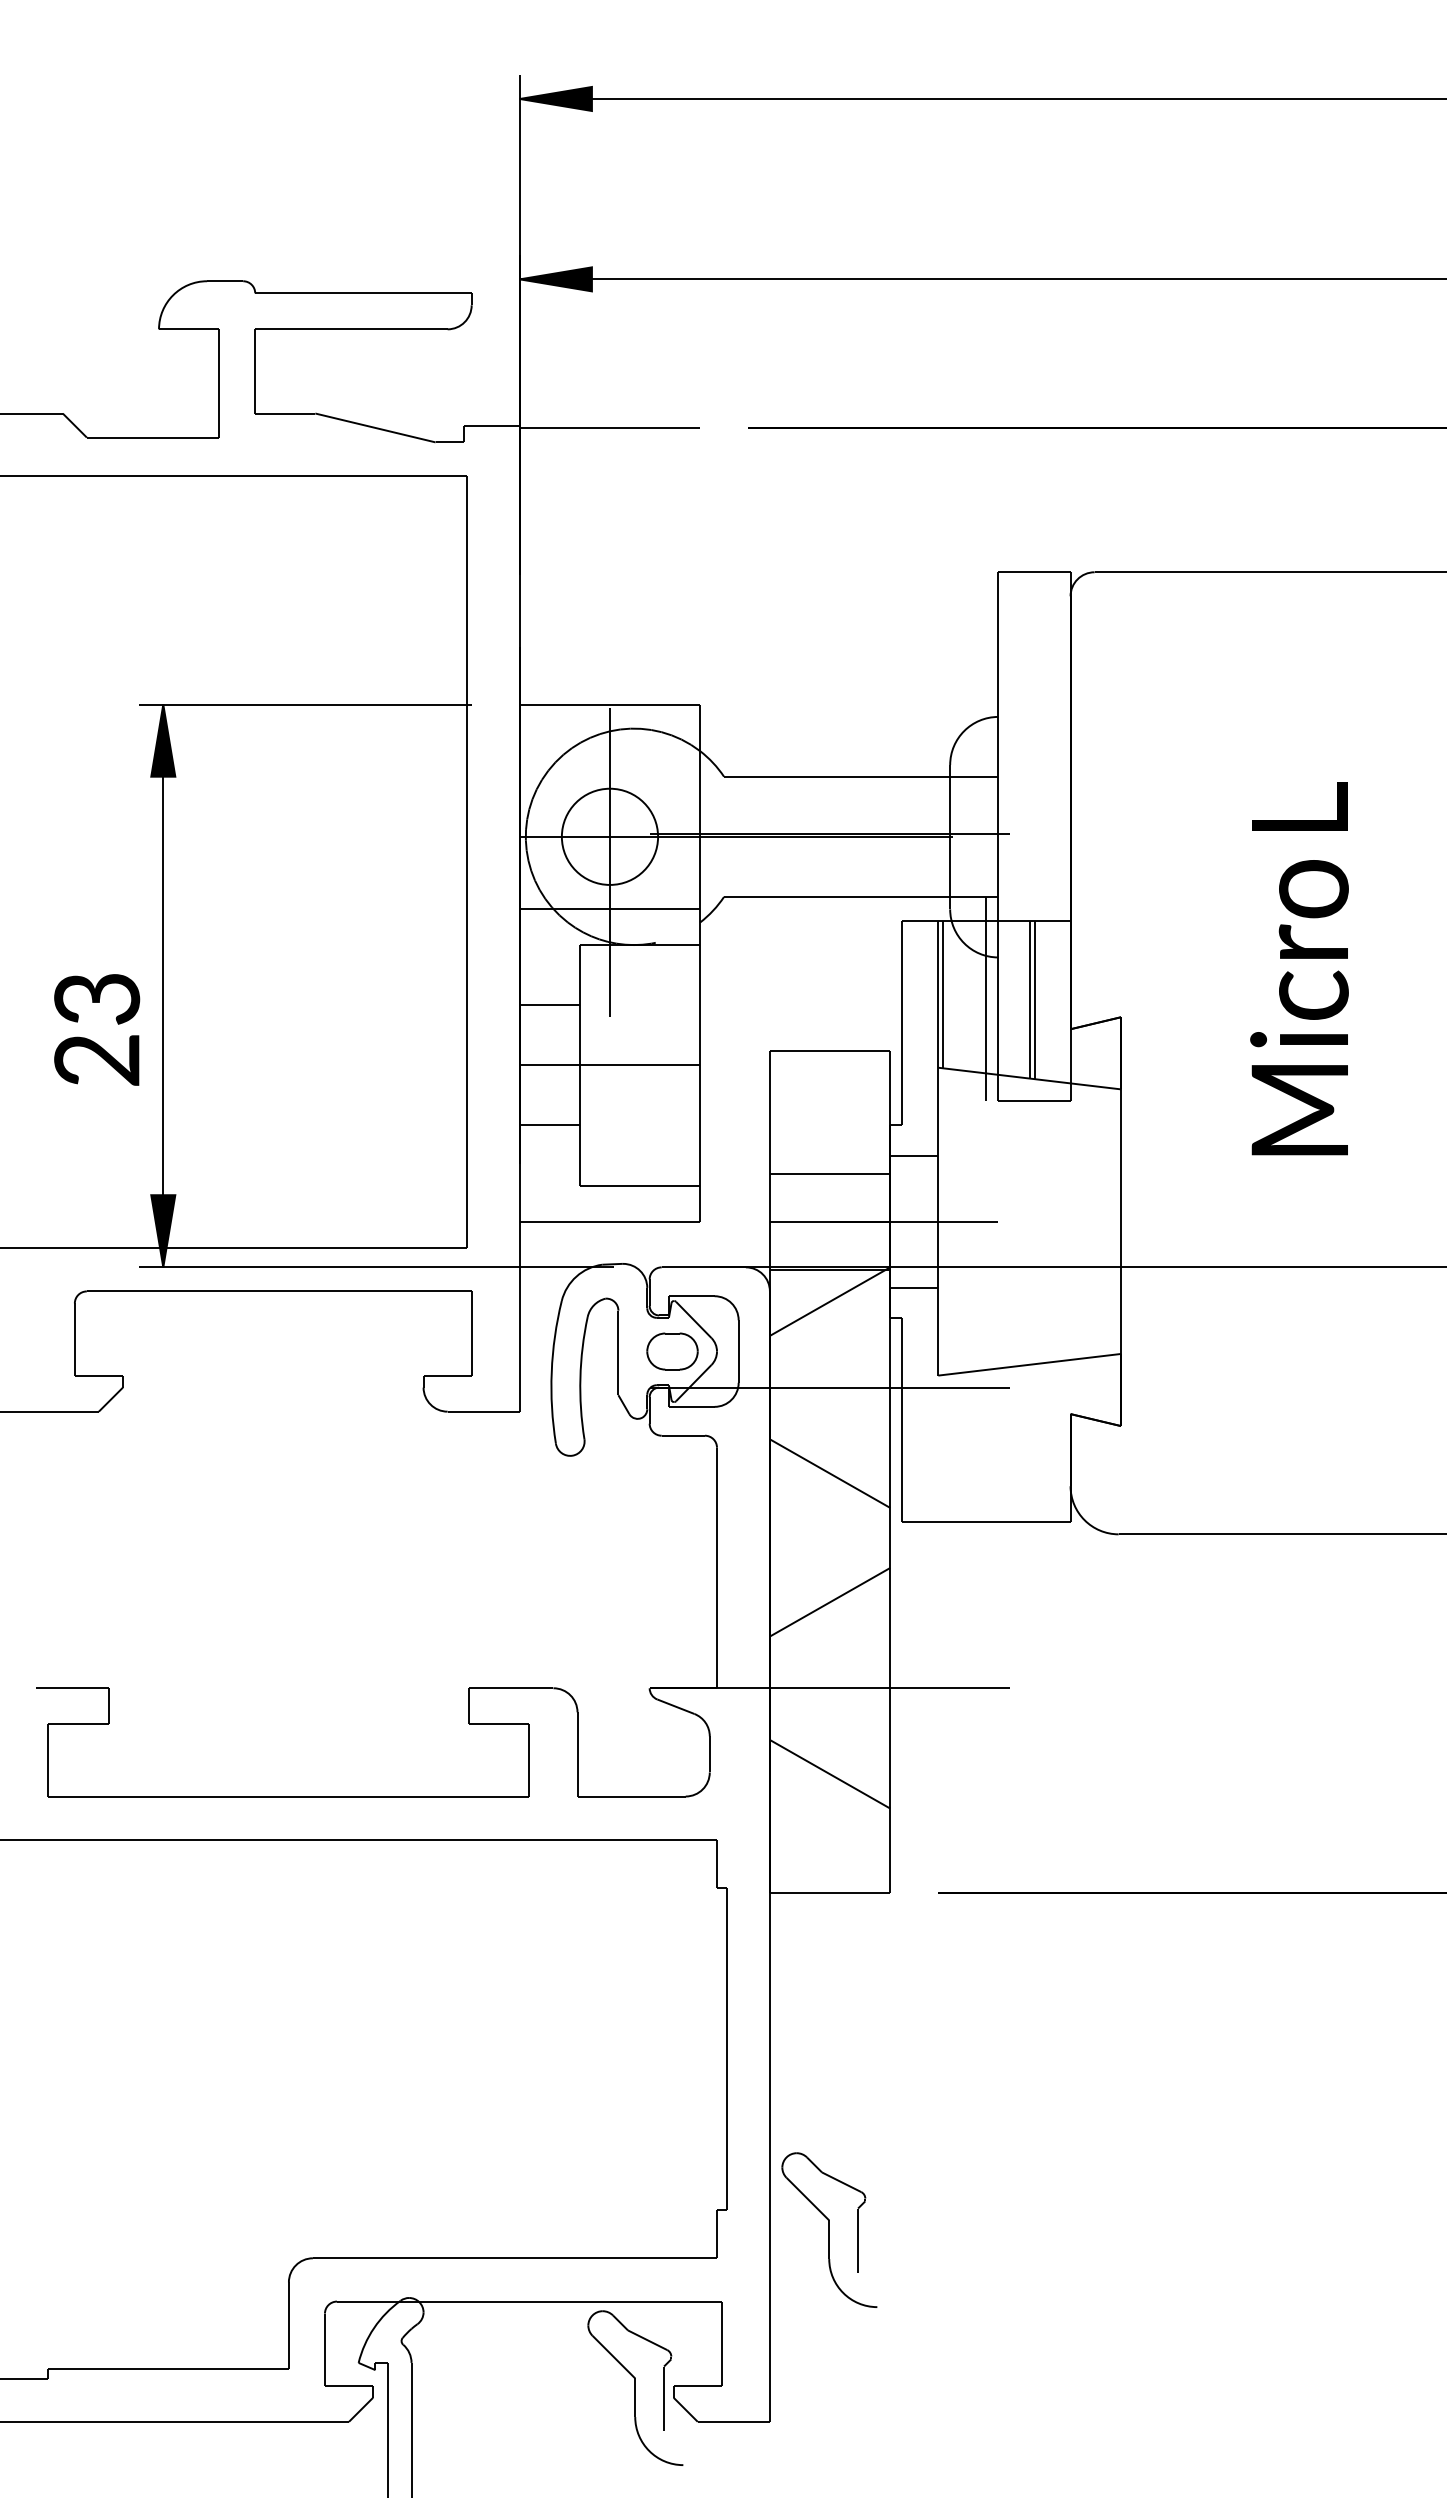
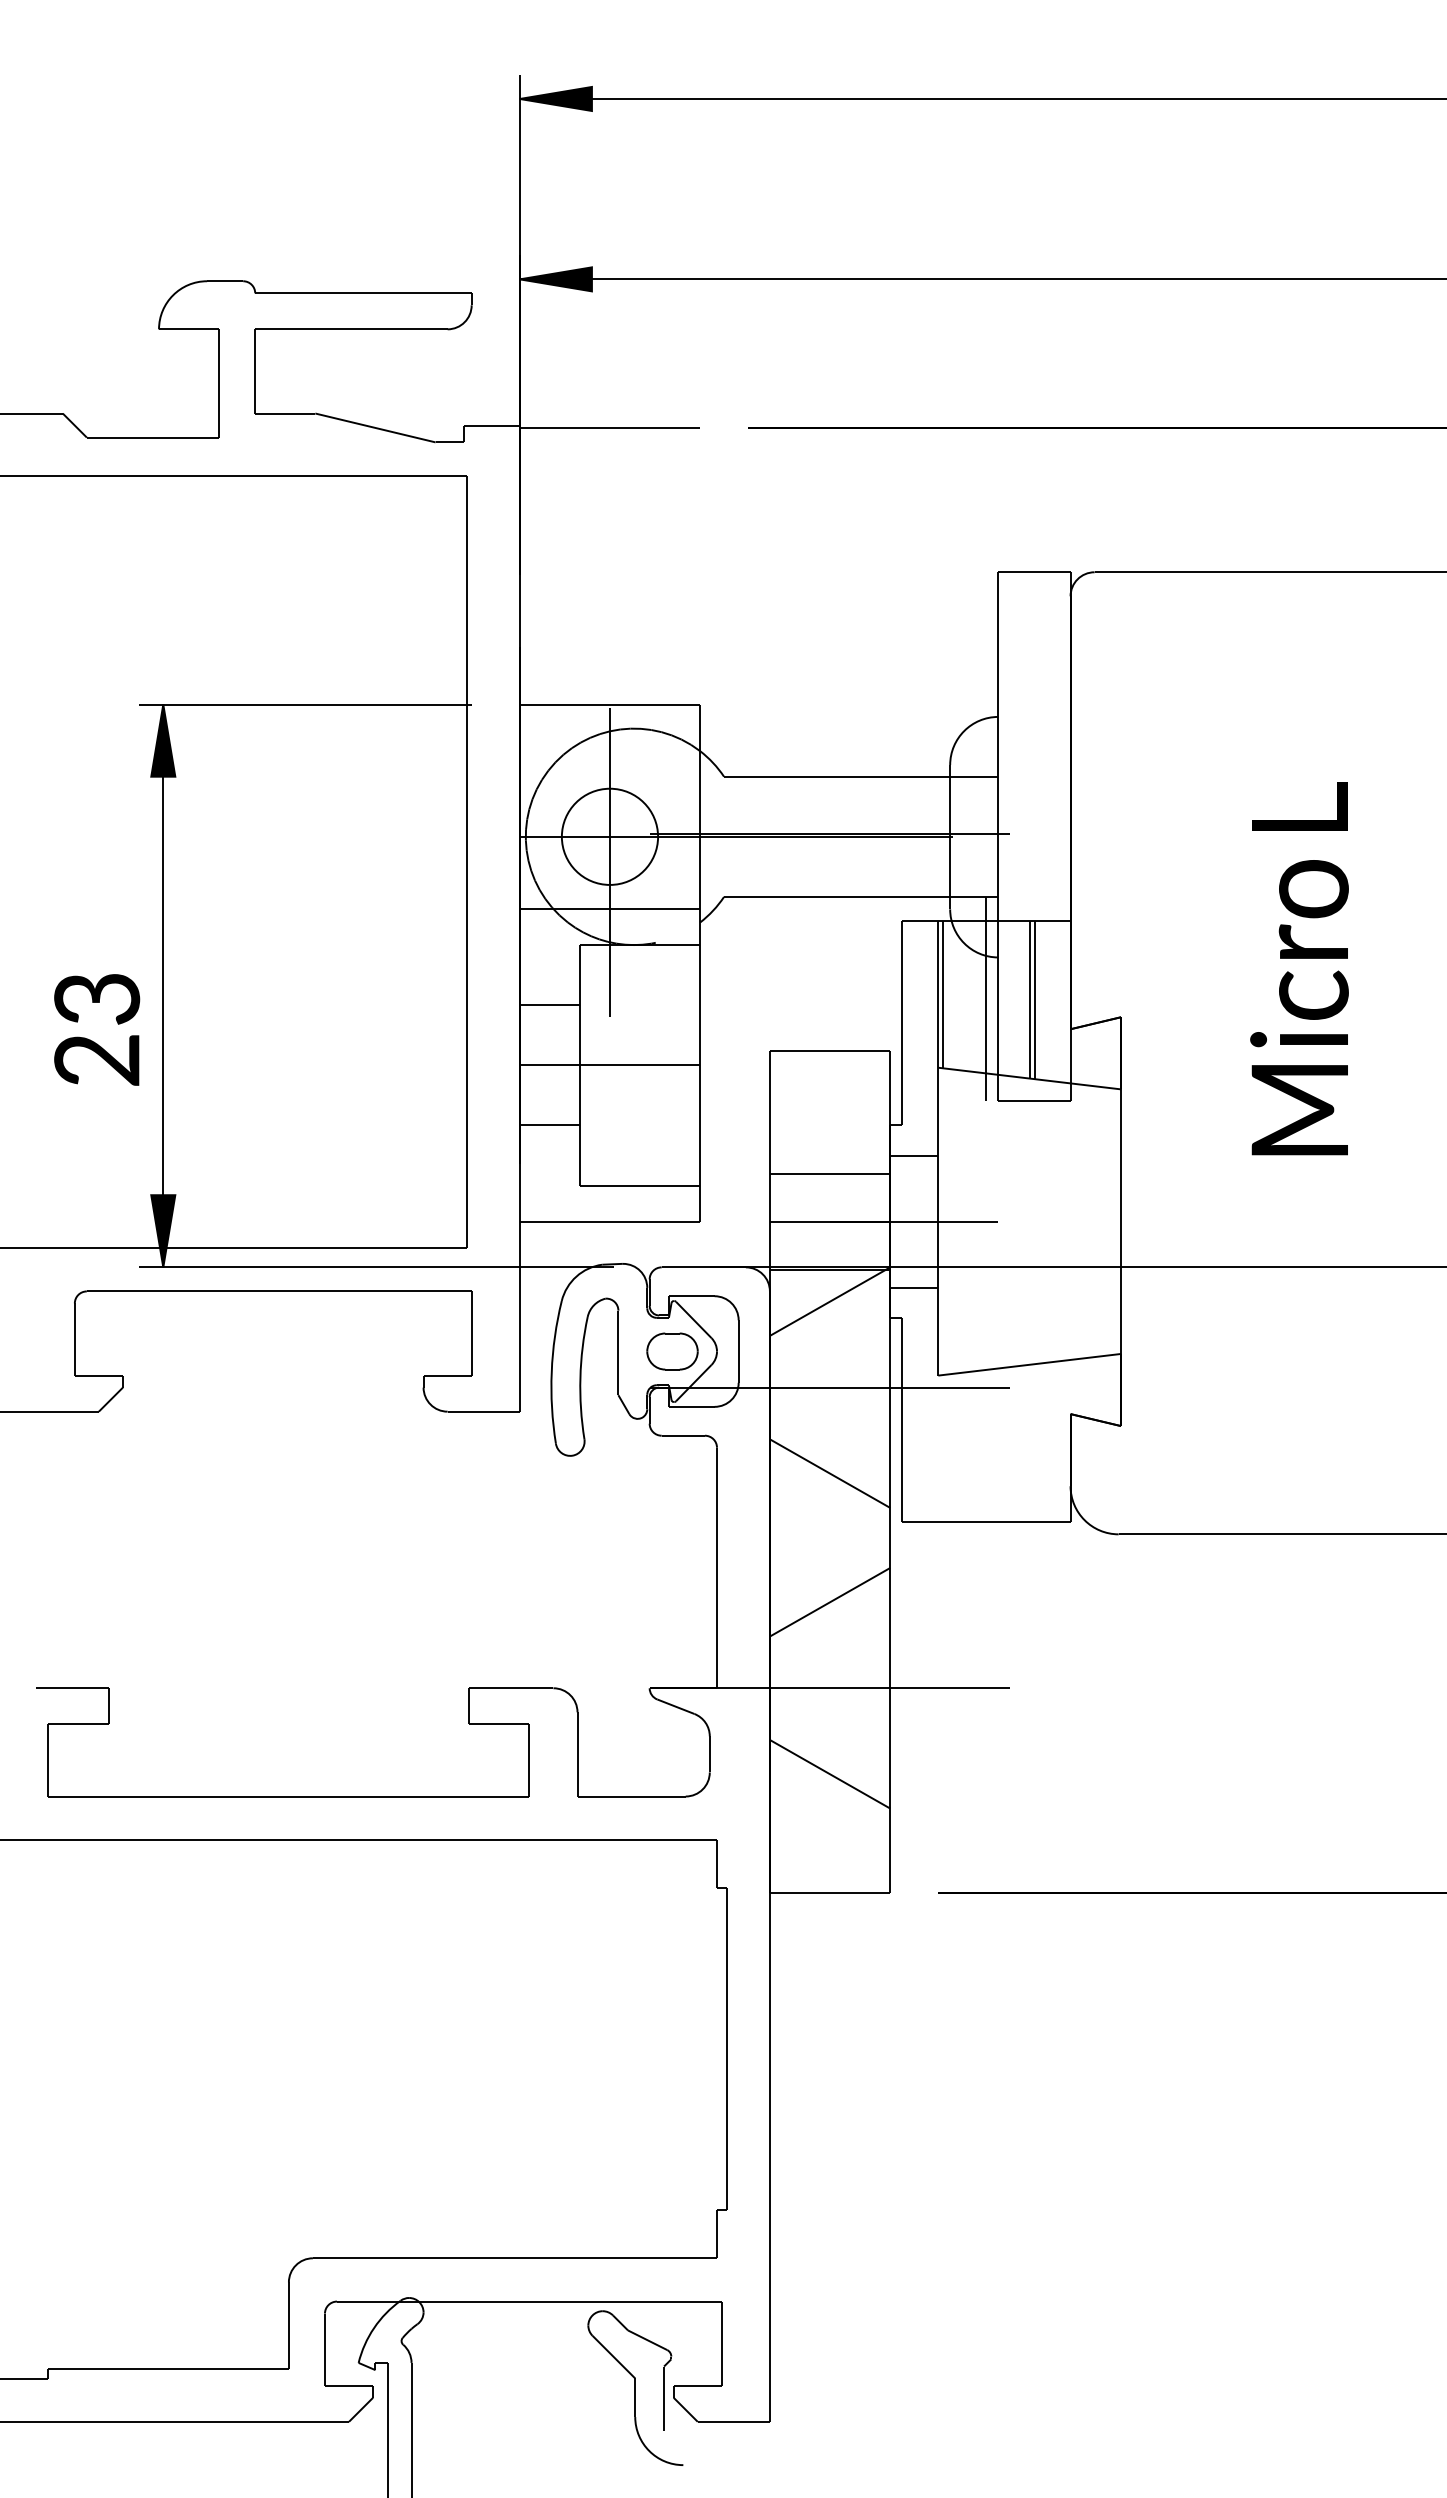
part: present -> none (829, 2229)
